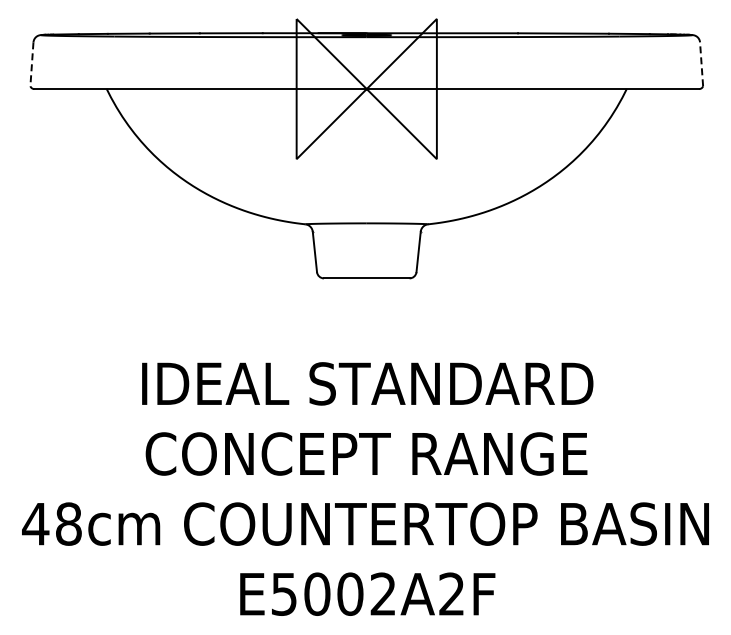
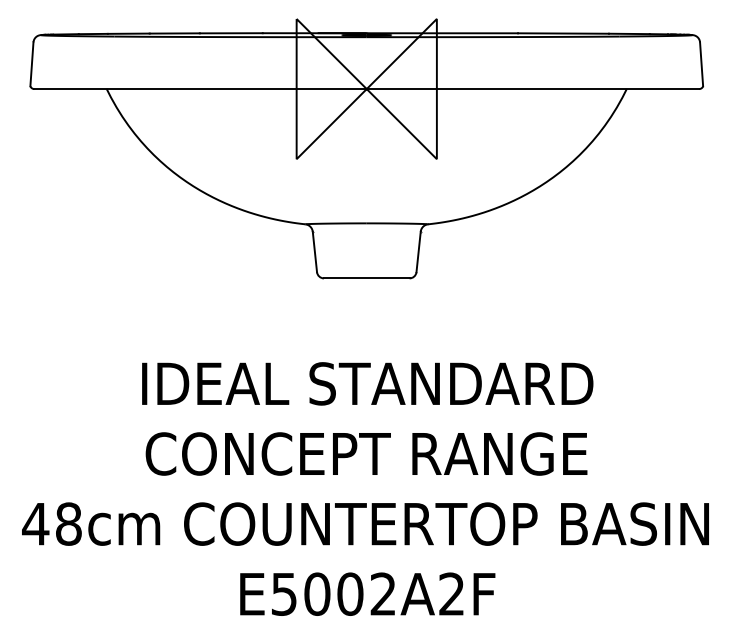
line: dashed -> solid (701, 63)
line: dashed -> solid (31, 64)
